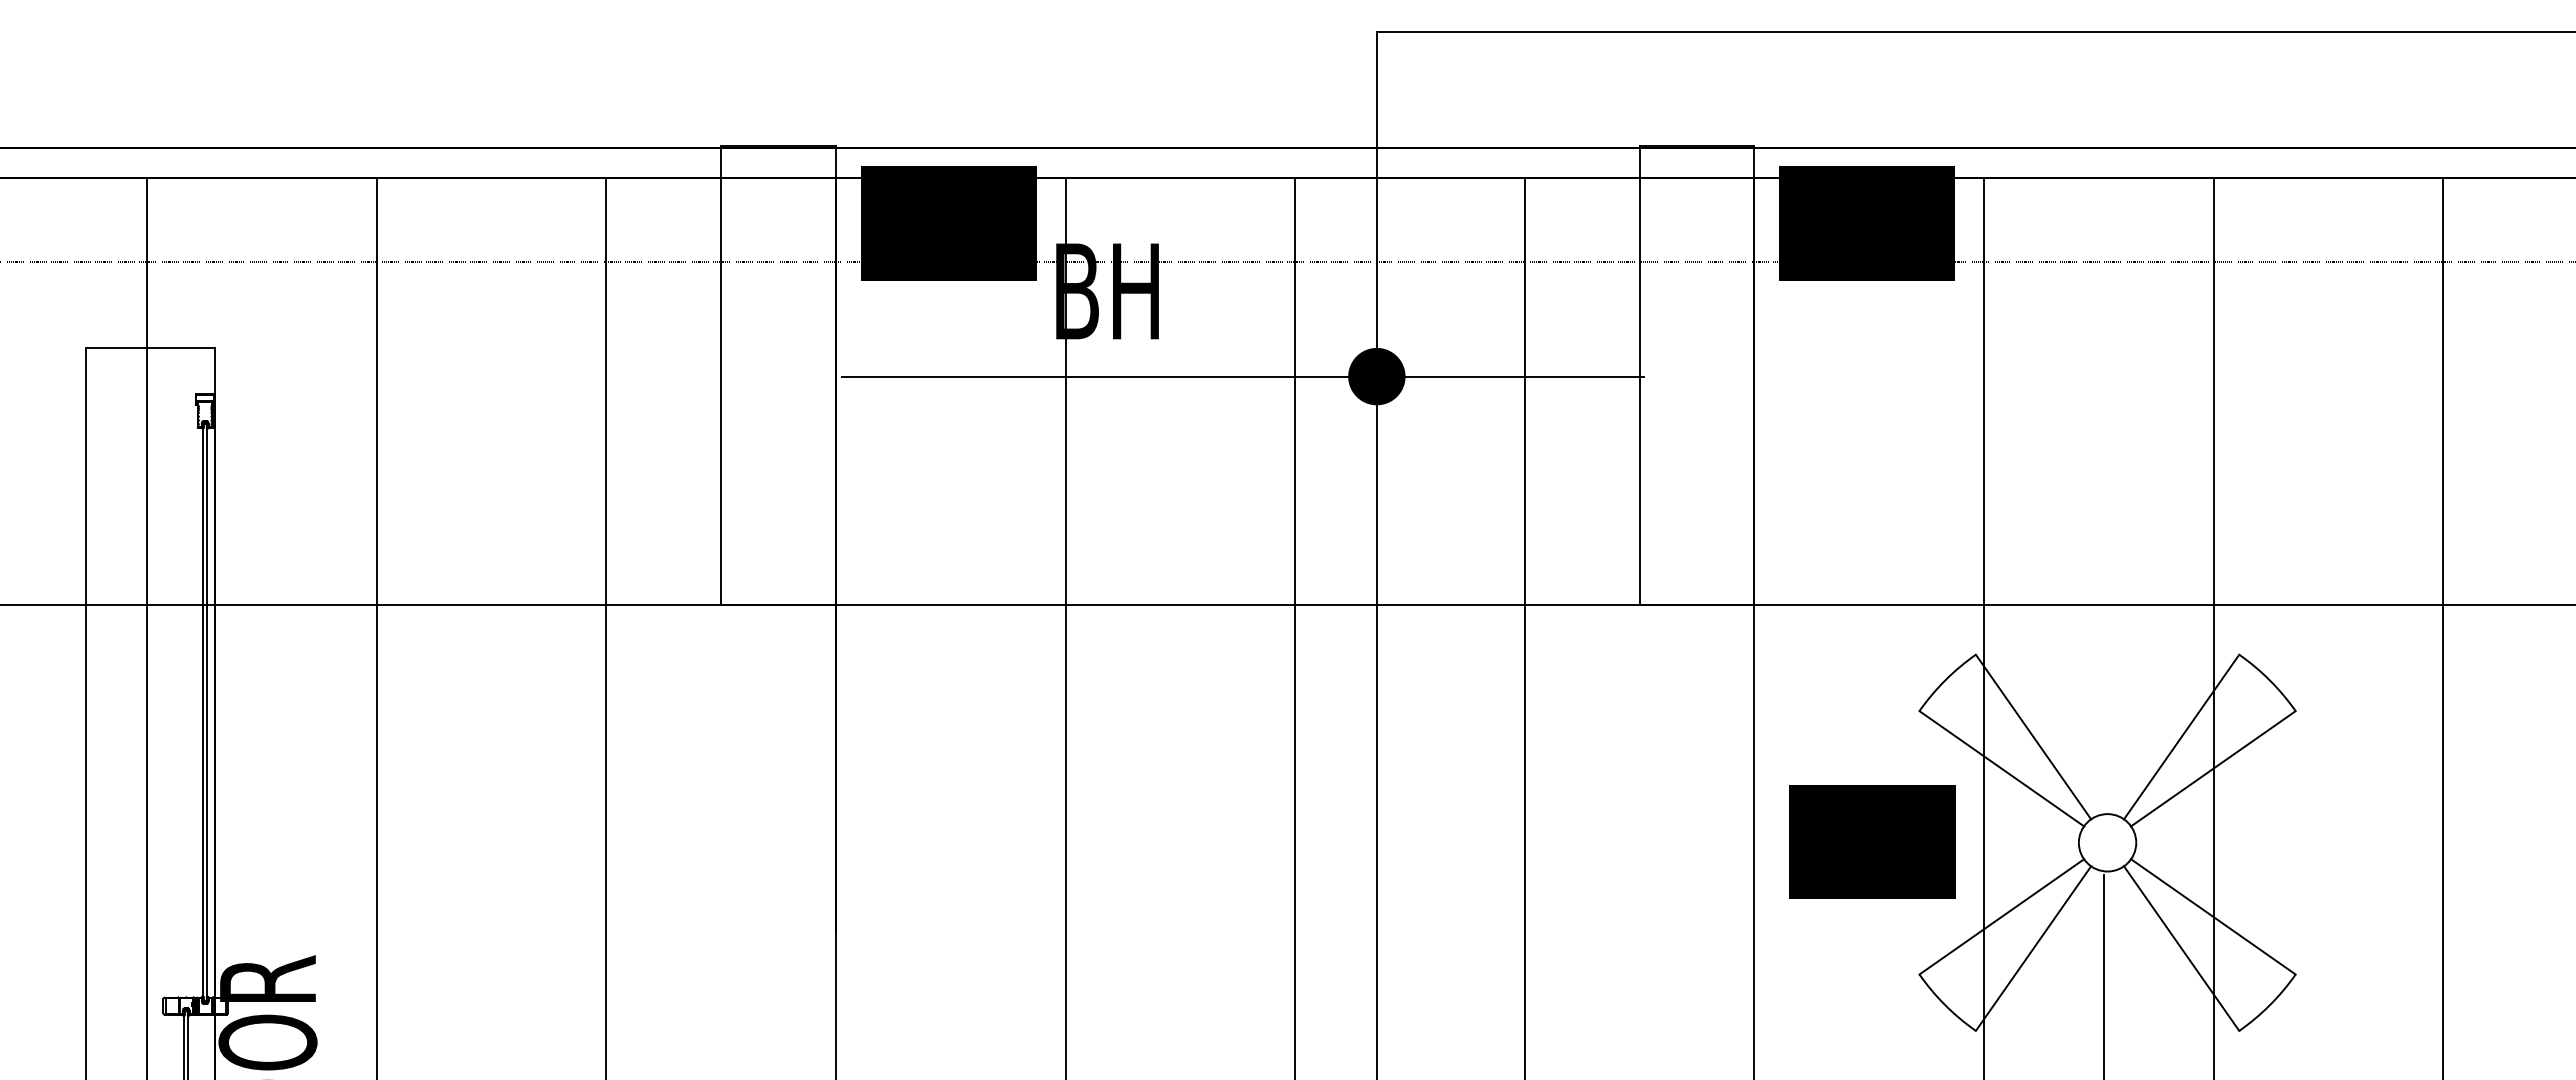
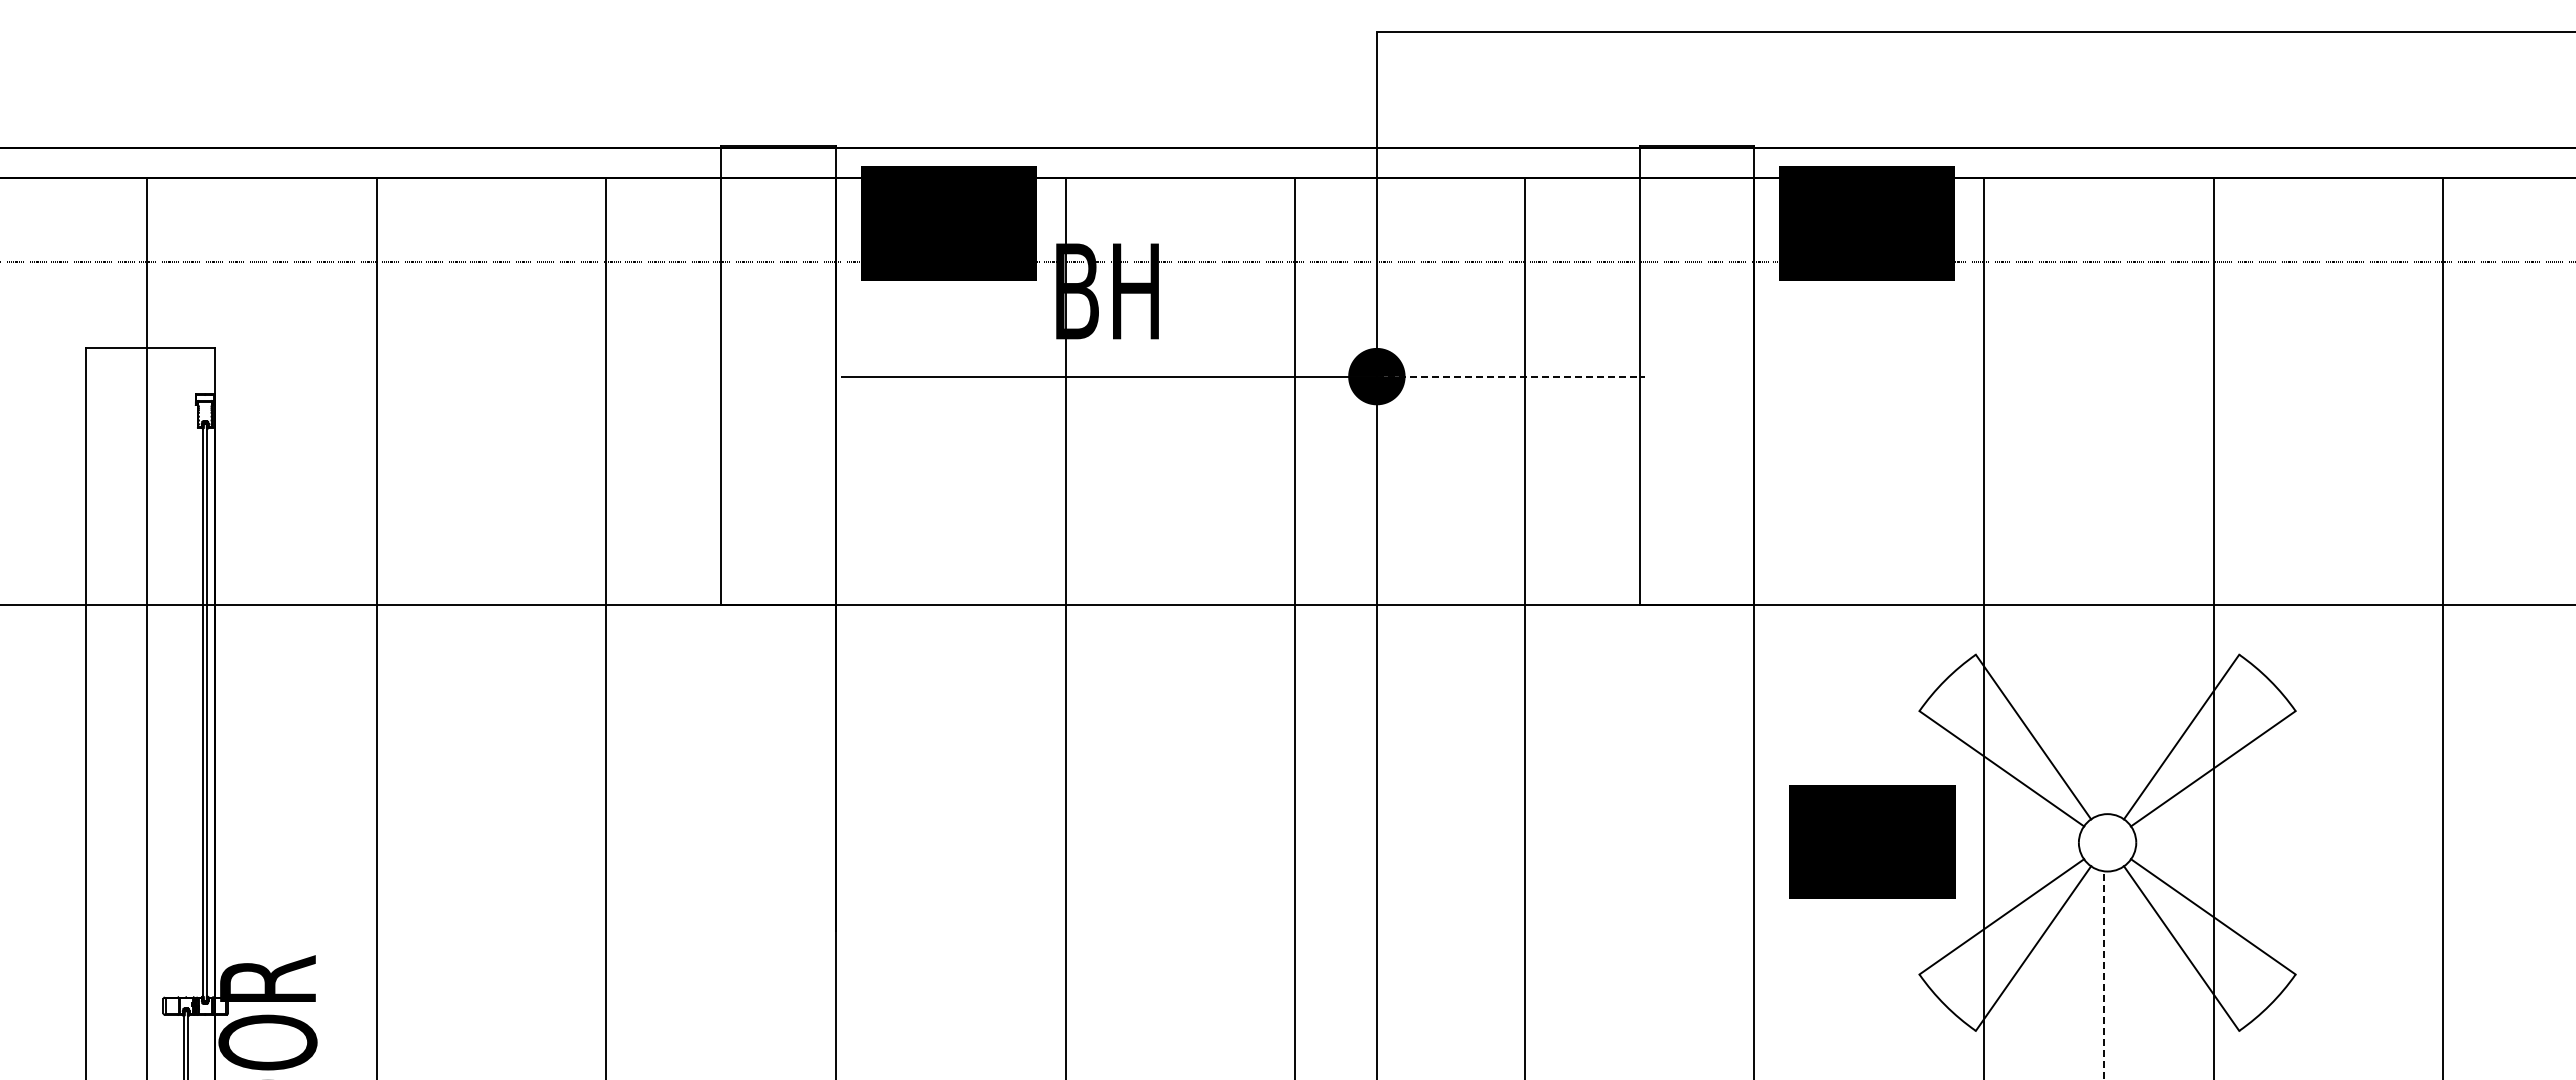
line: solid -> dashed (1510, 376)
line: solid -> dashed (2103, 977)
